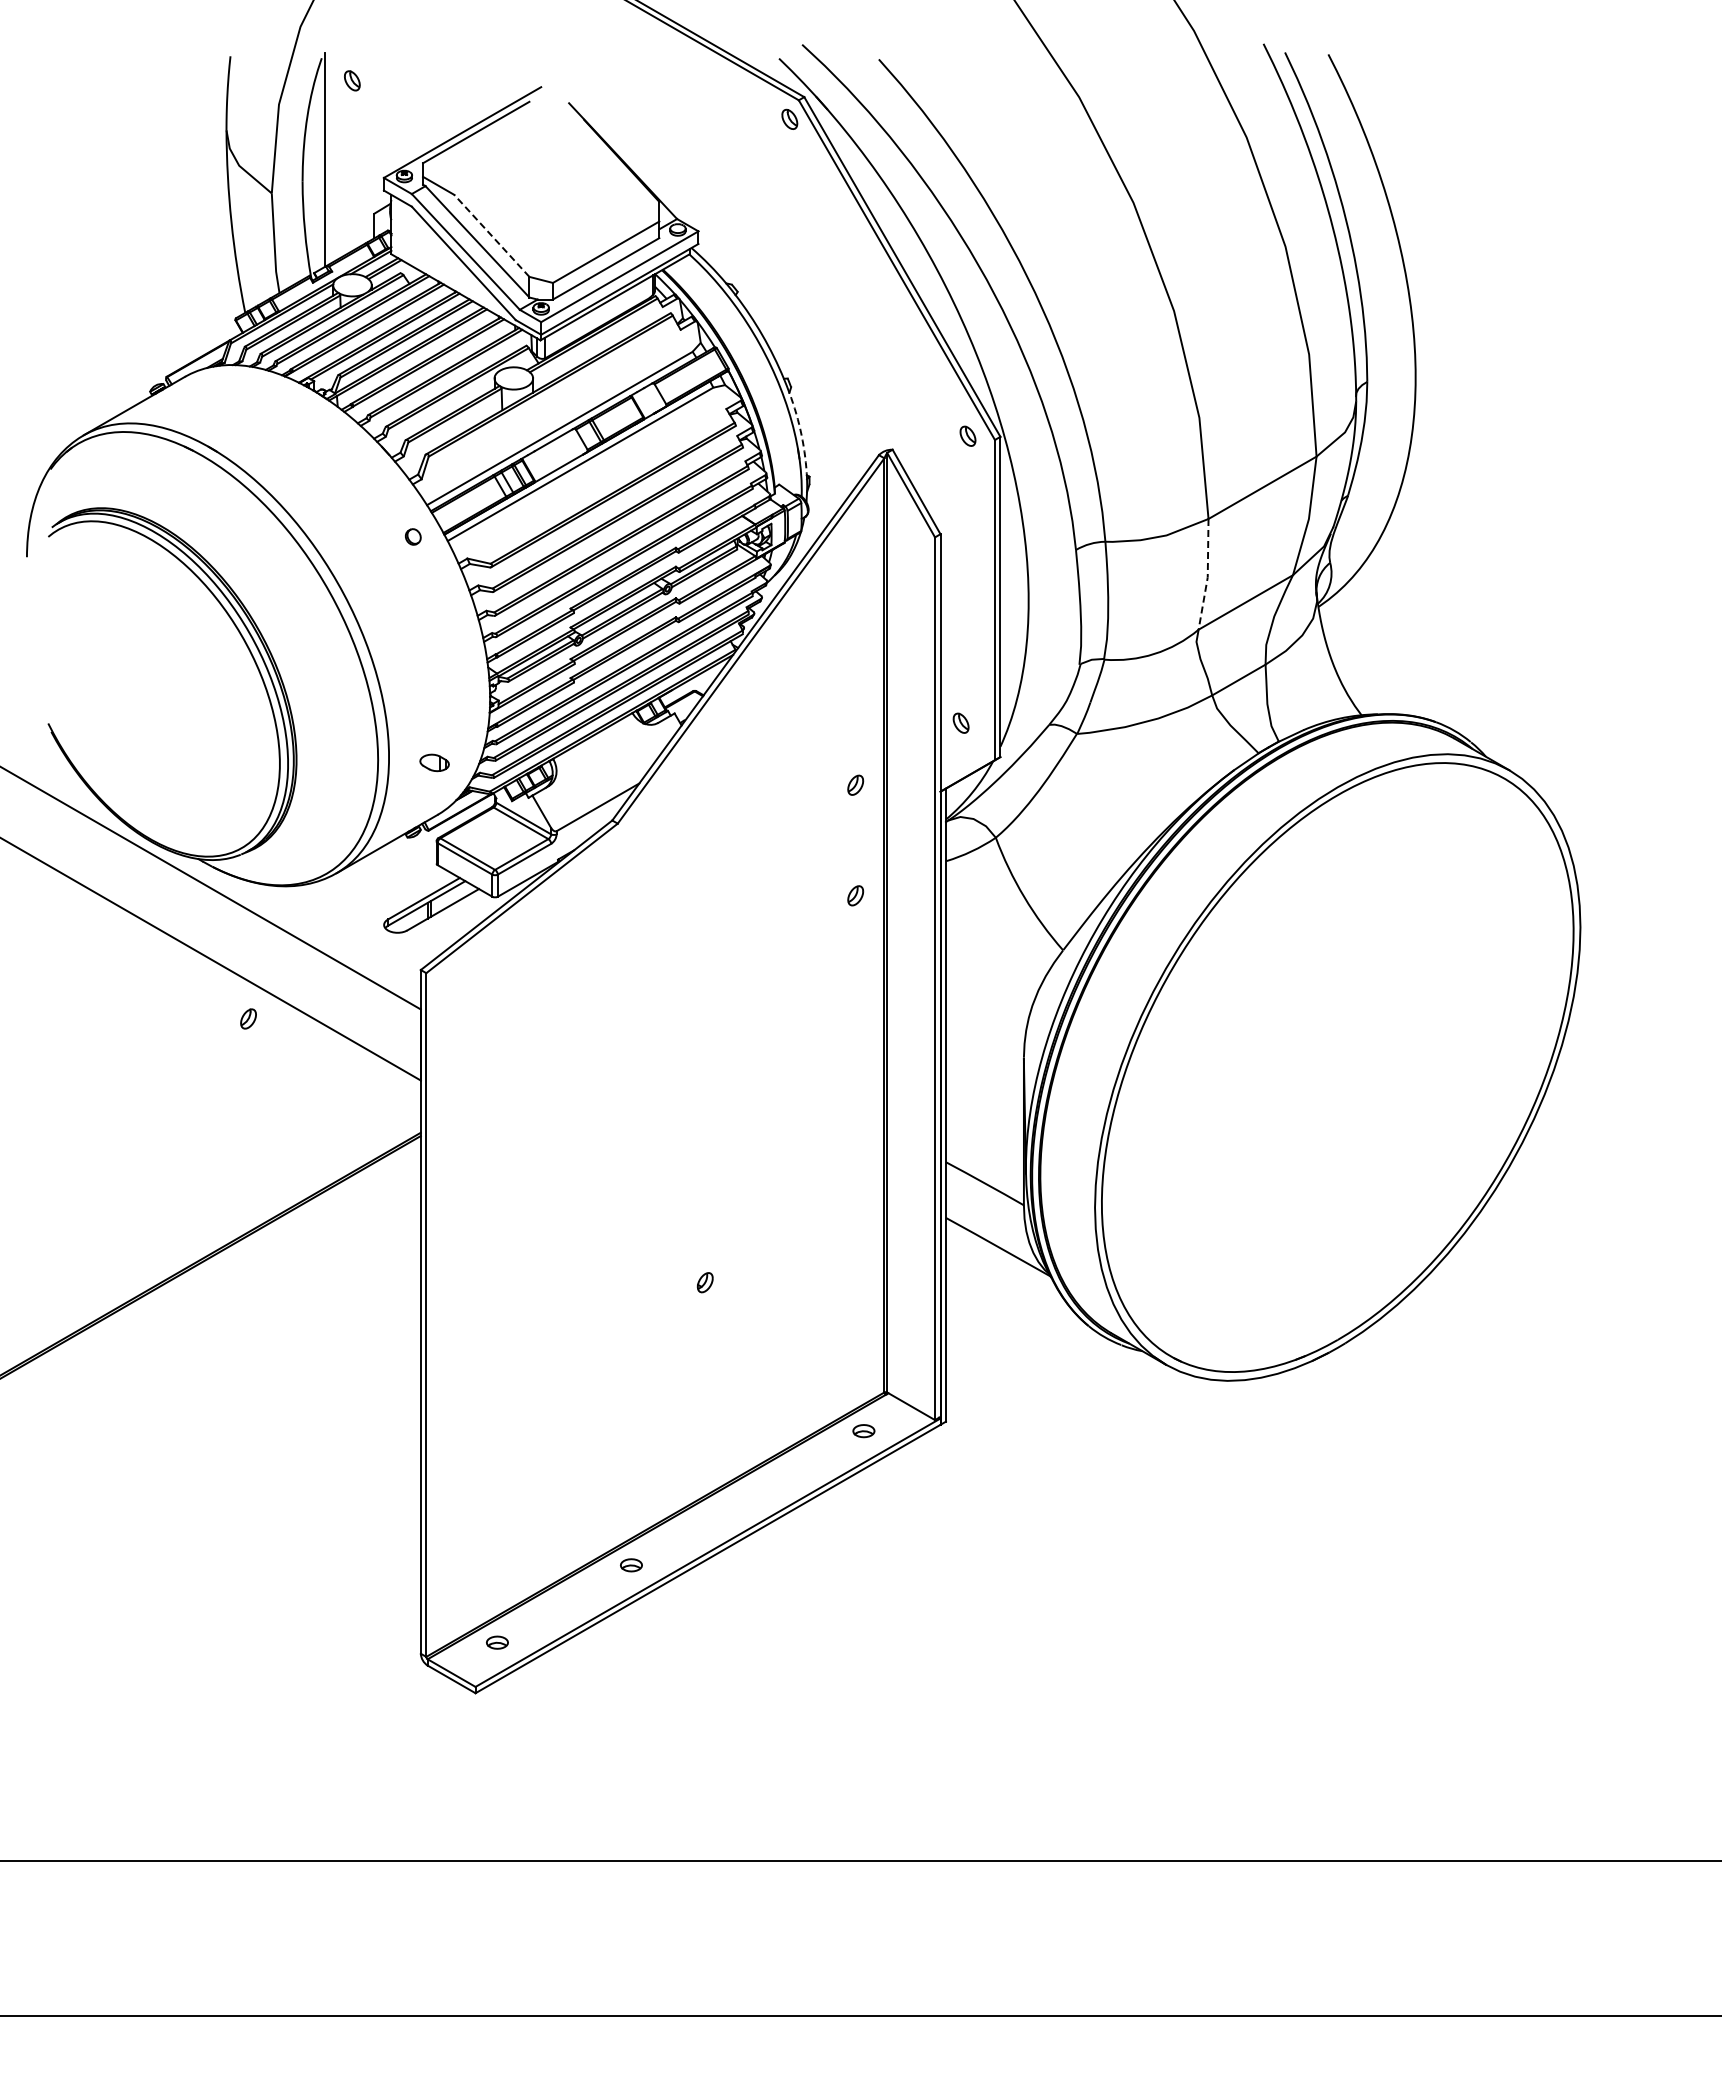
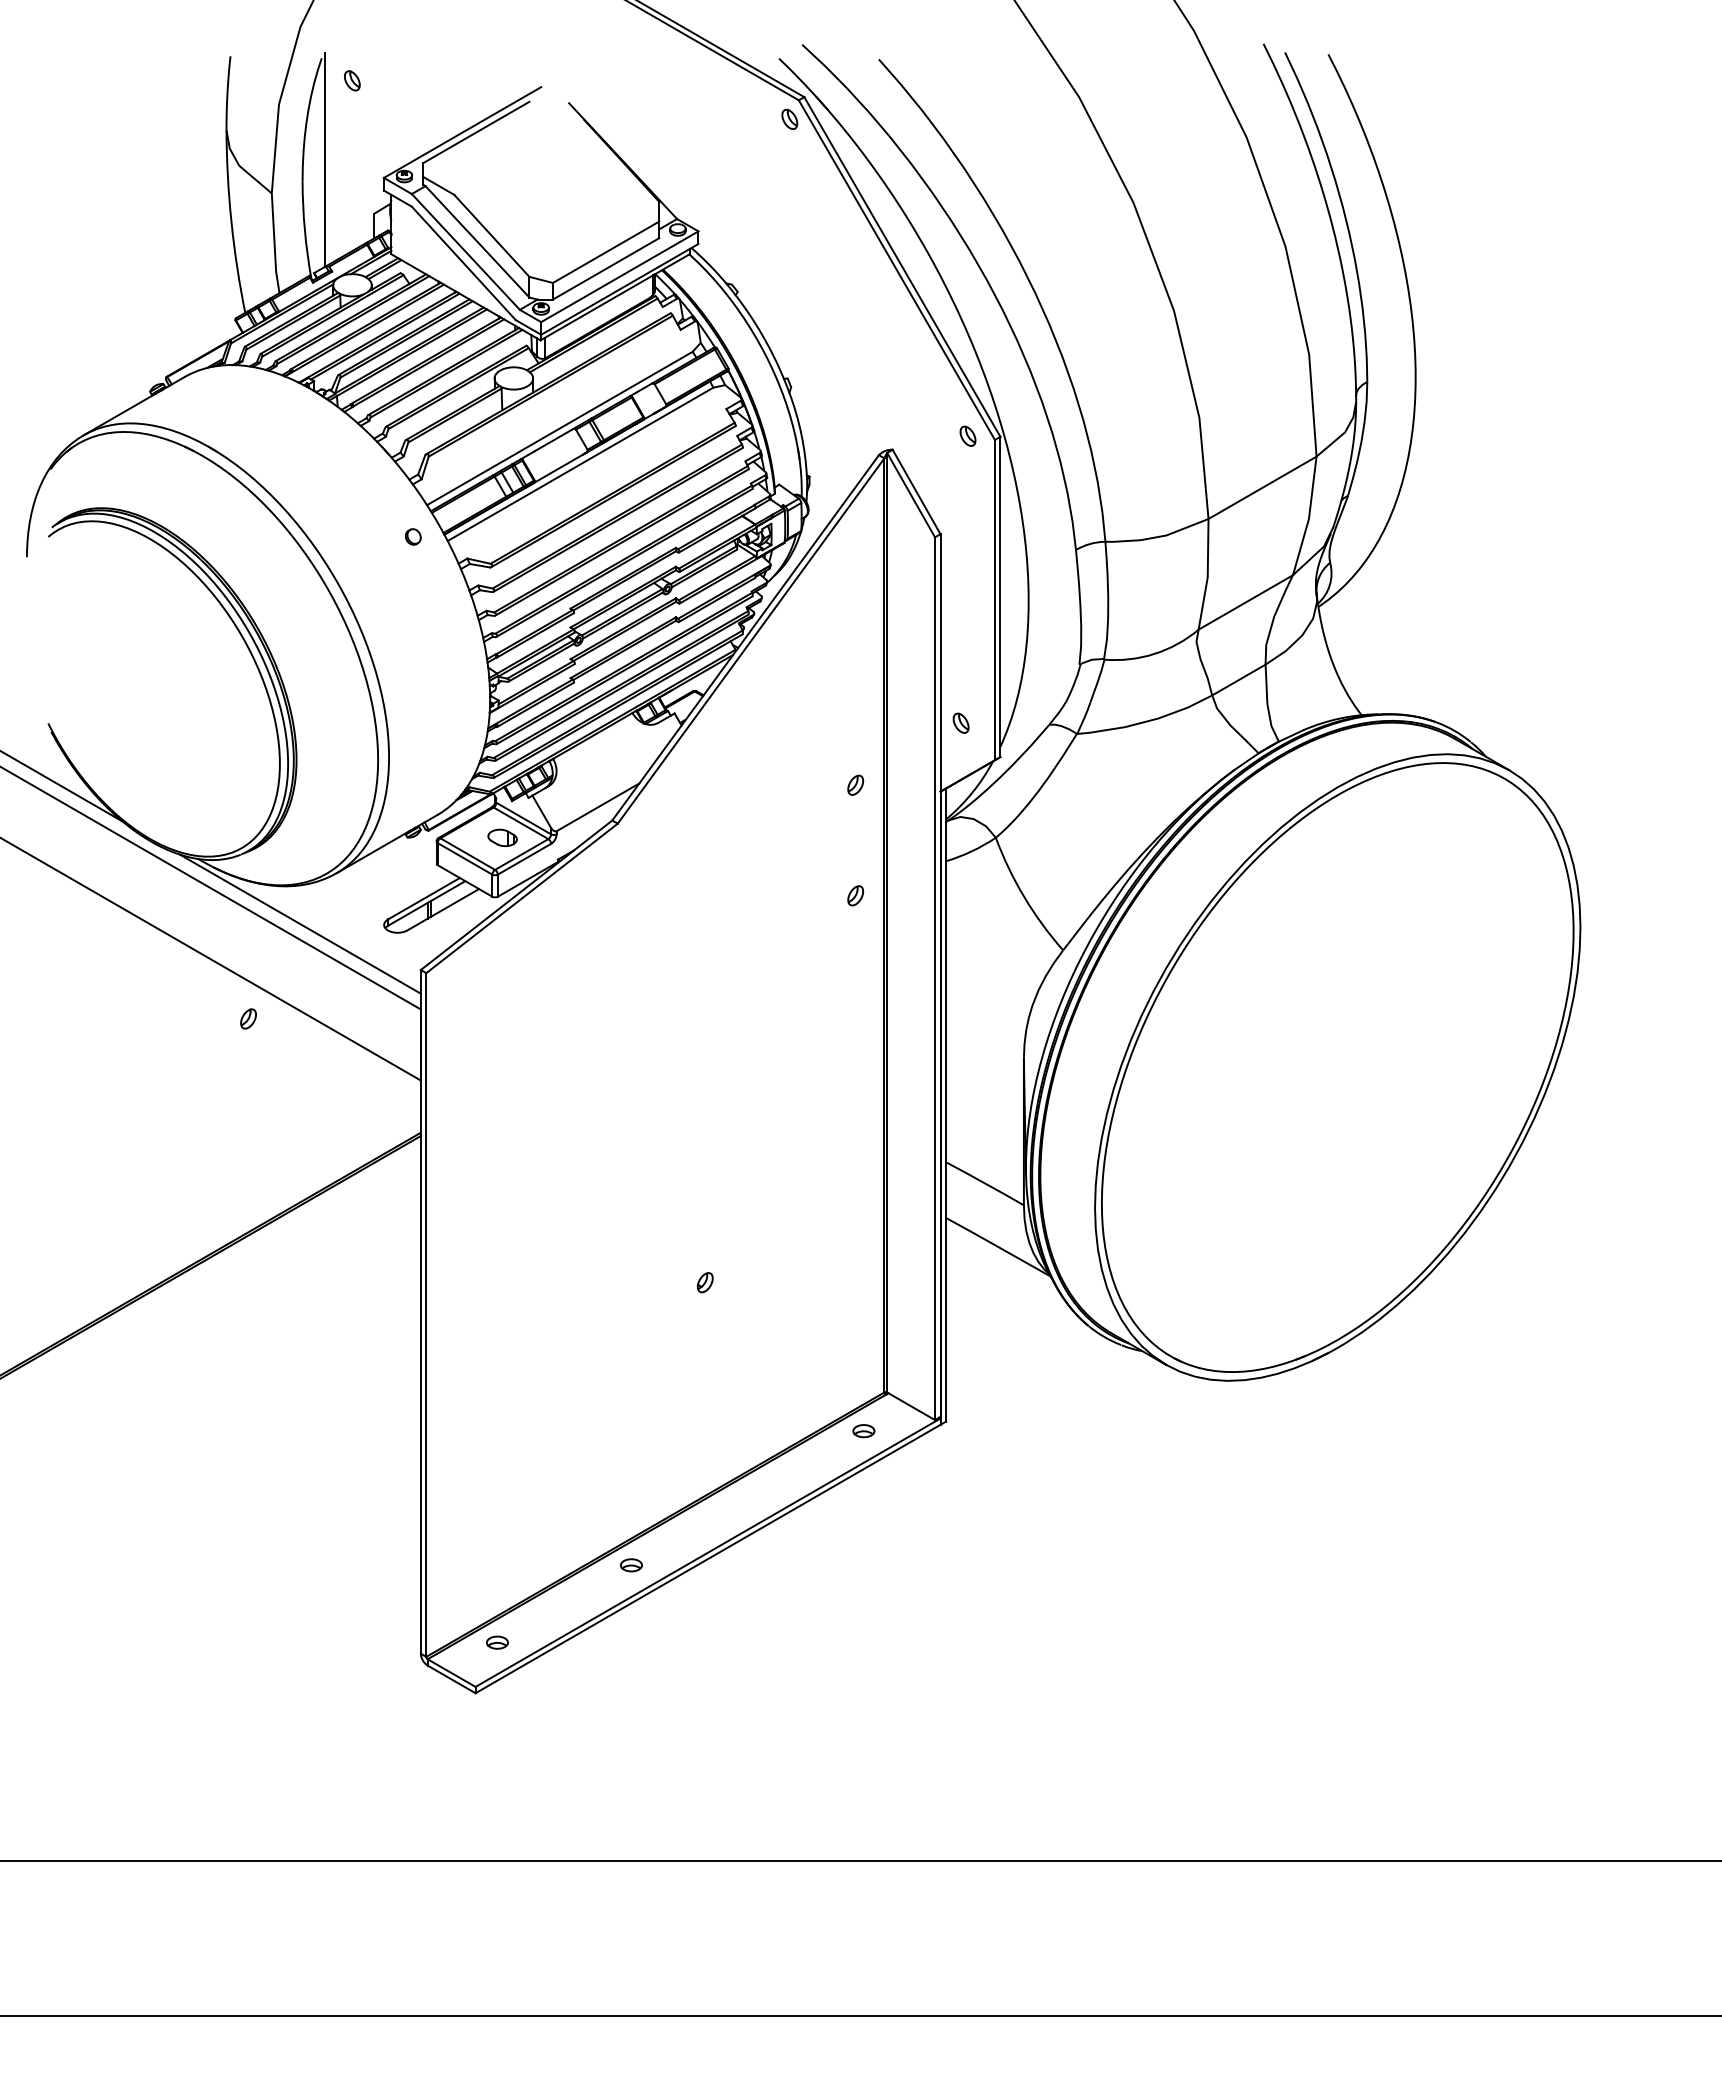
line: dashed -> solid (491, 235)
arc: dashed -> solid (801, 435)
line: dashed -> solid (1207, 575)
part position: (434, 762) -> (502, 837) (502, 837)
line: none -> present (62, 786)
line: none -> present (299, 923)
